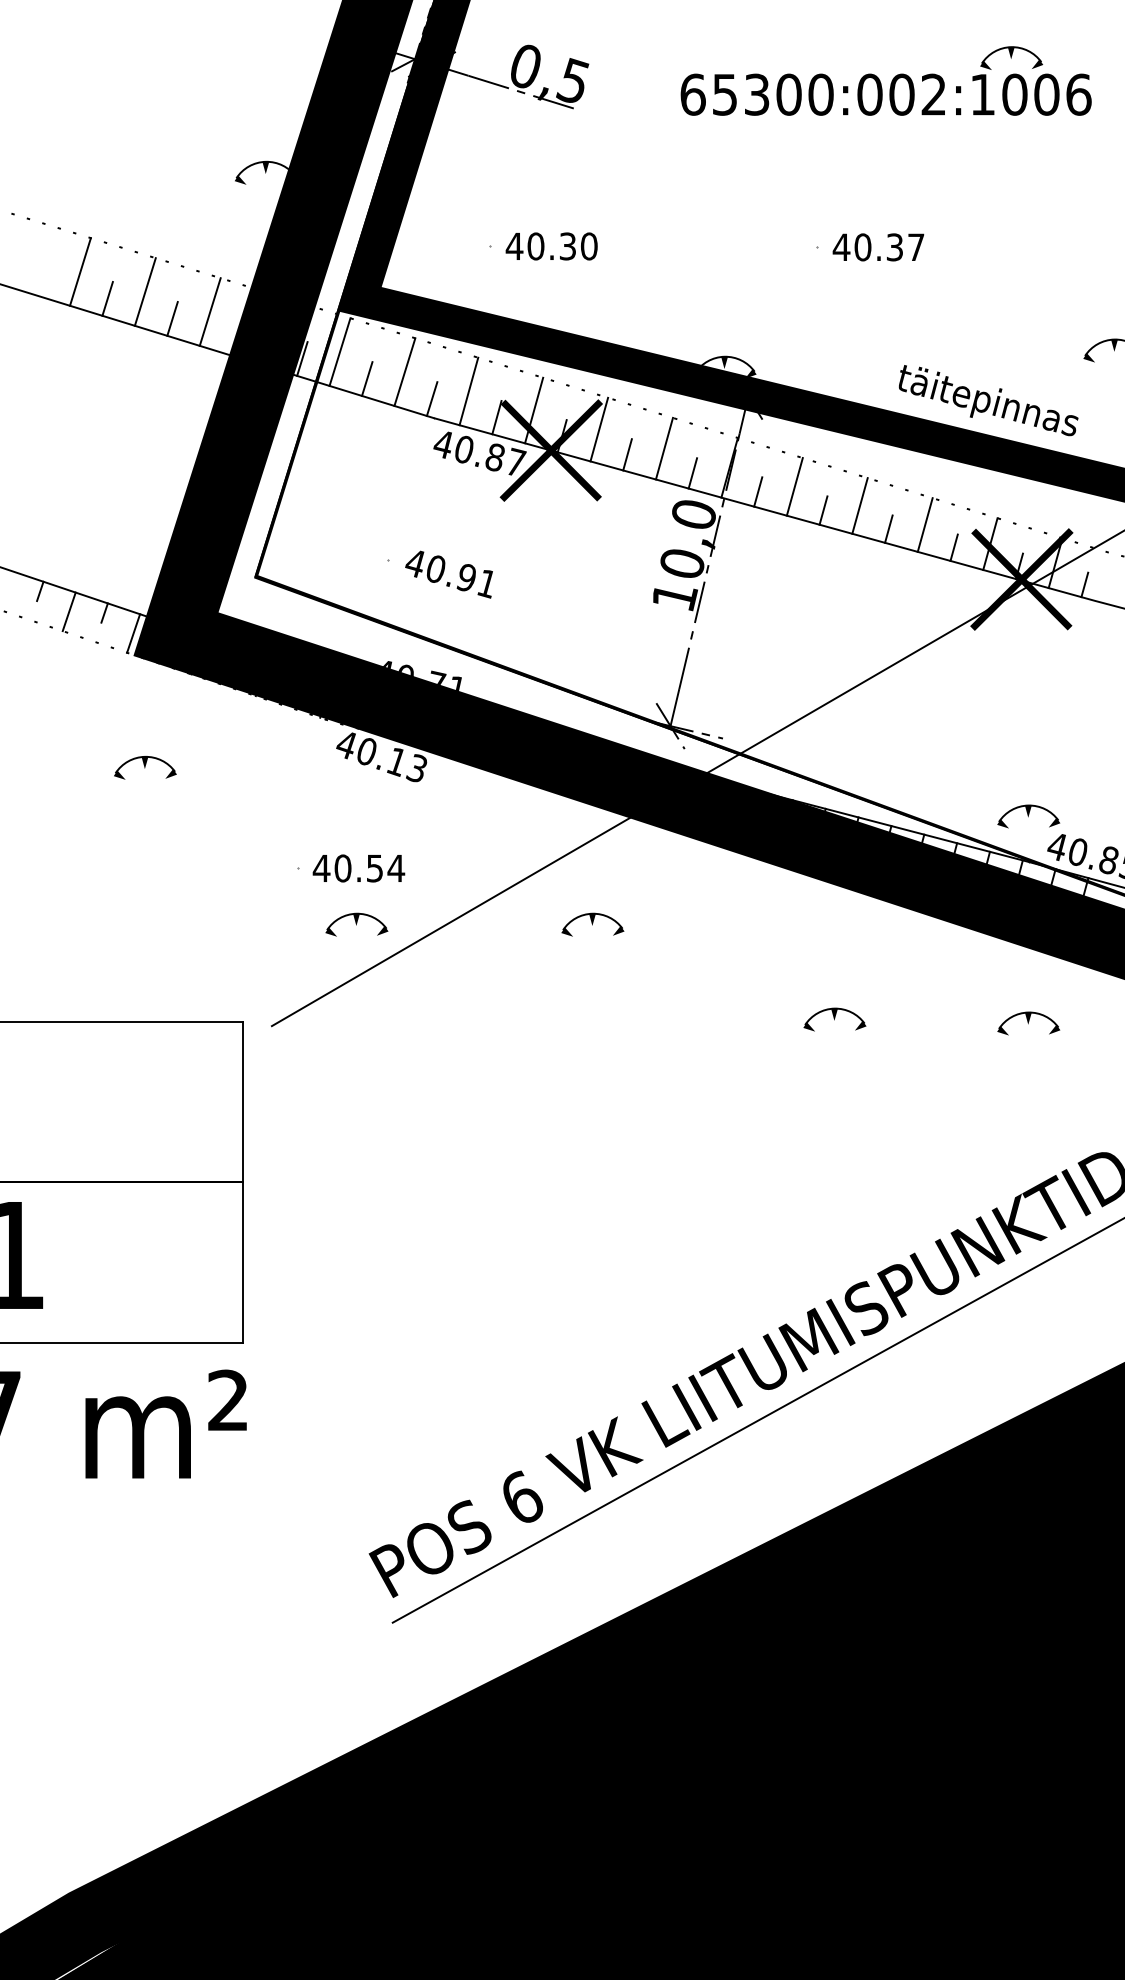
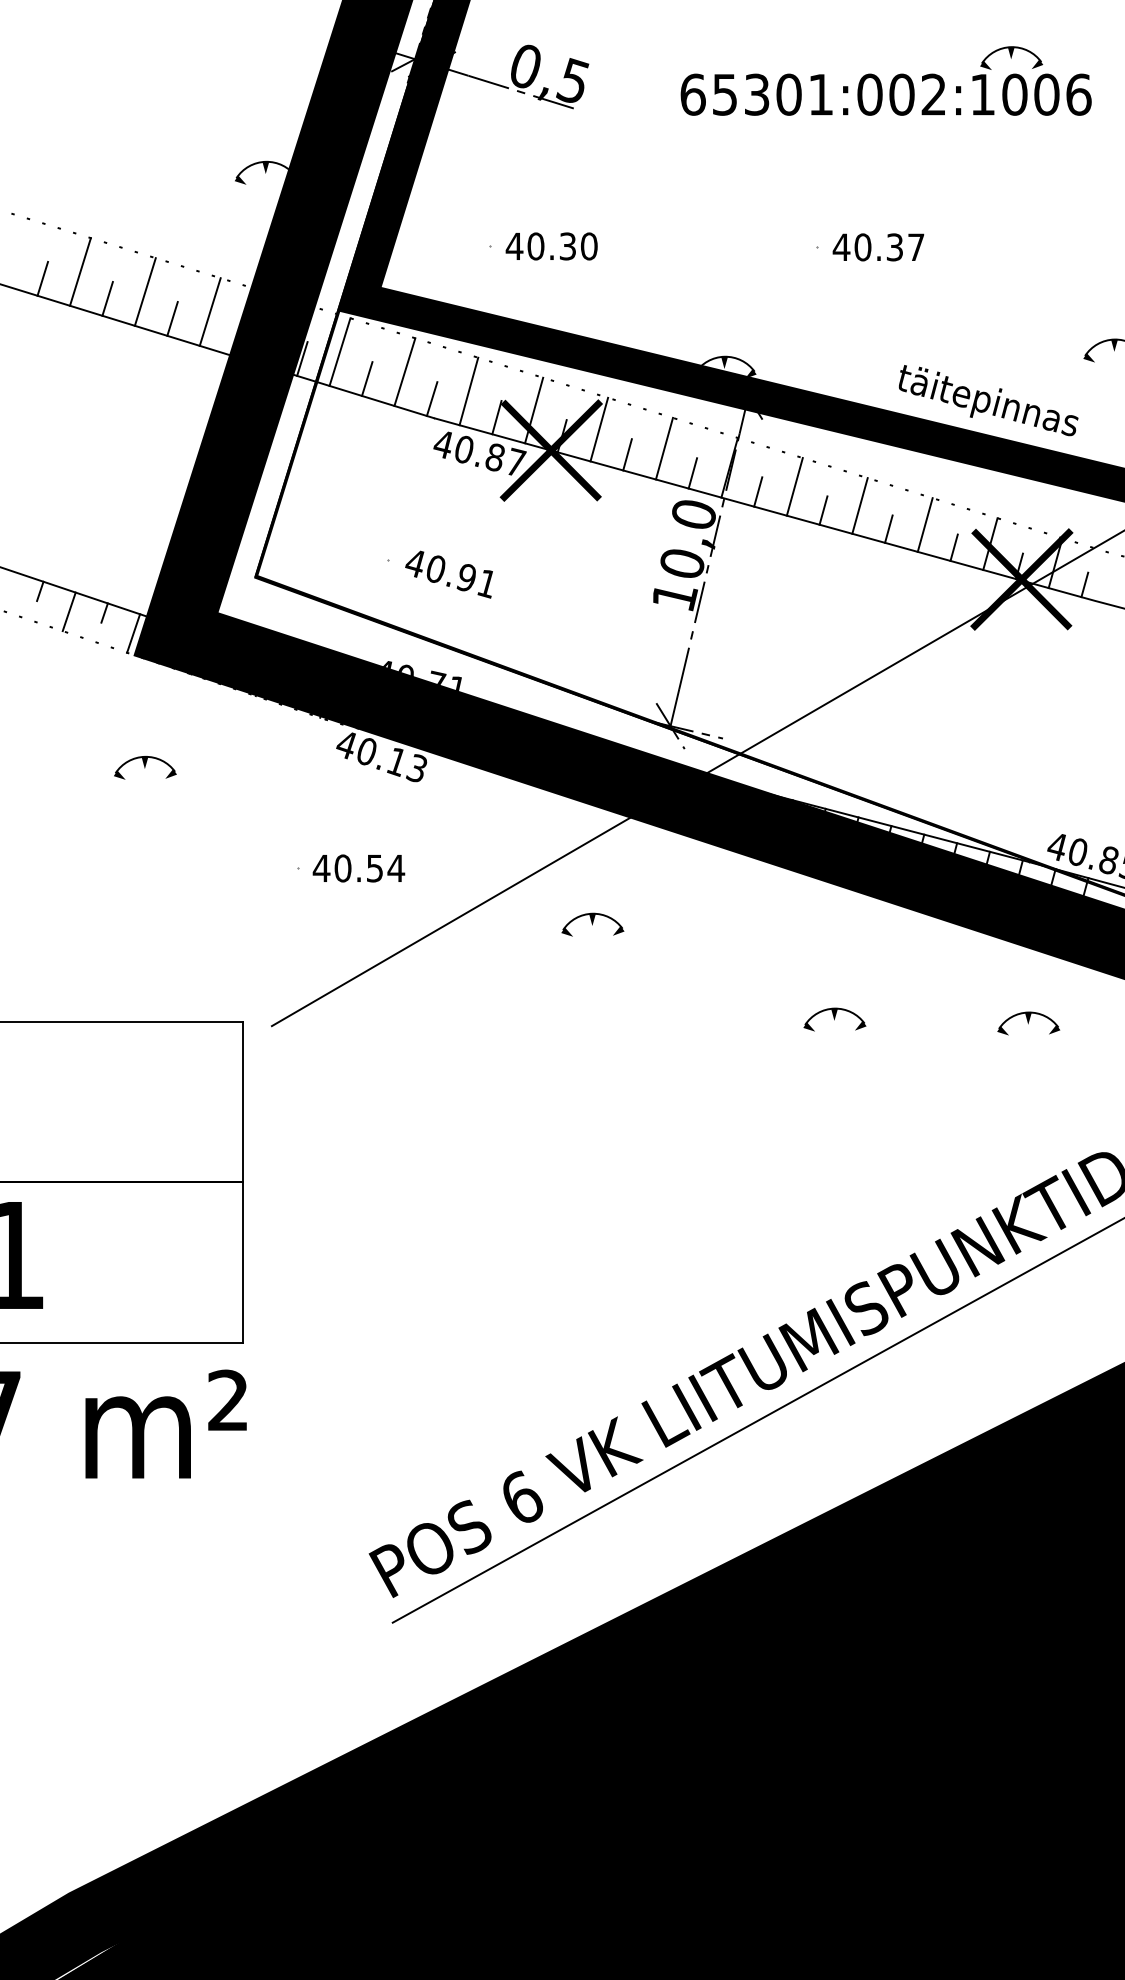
text: 65300:002:1006 -> 65301:002:1006 (820, 94)
line: none -> present (42, 278)
part: present -> none (1028, 816)
part: present -> none (356, 924)
